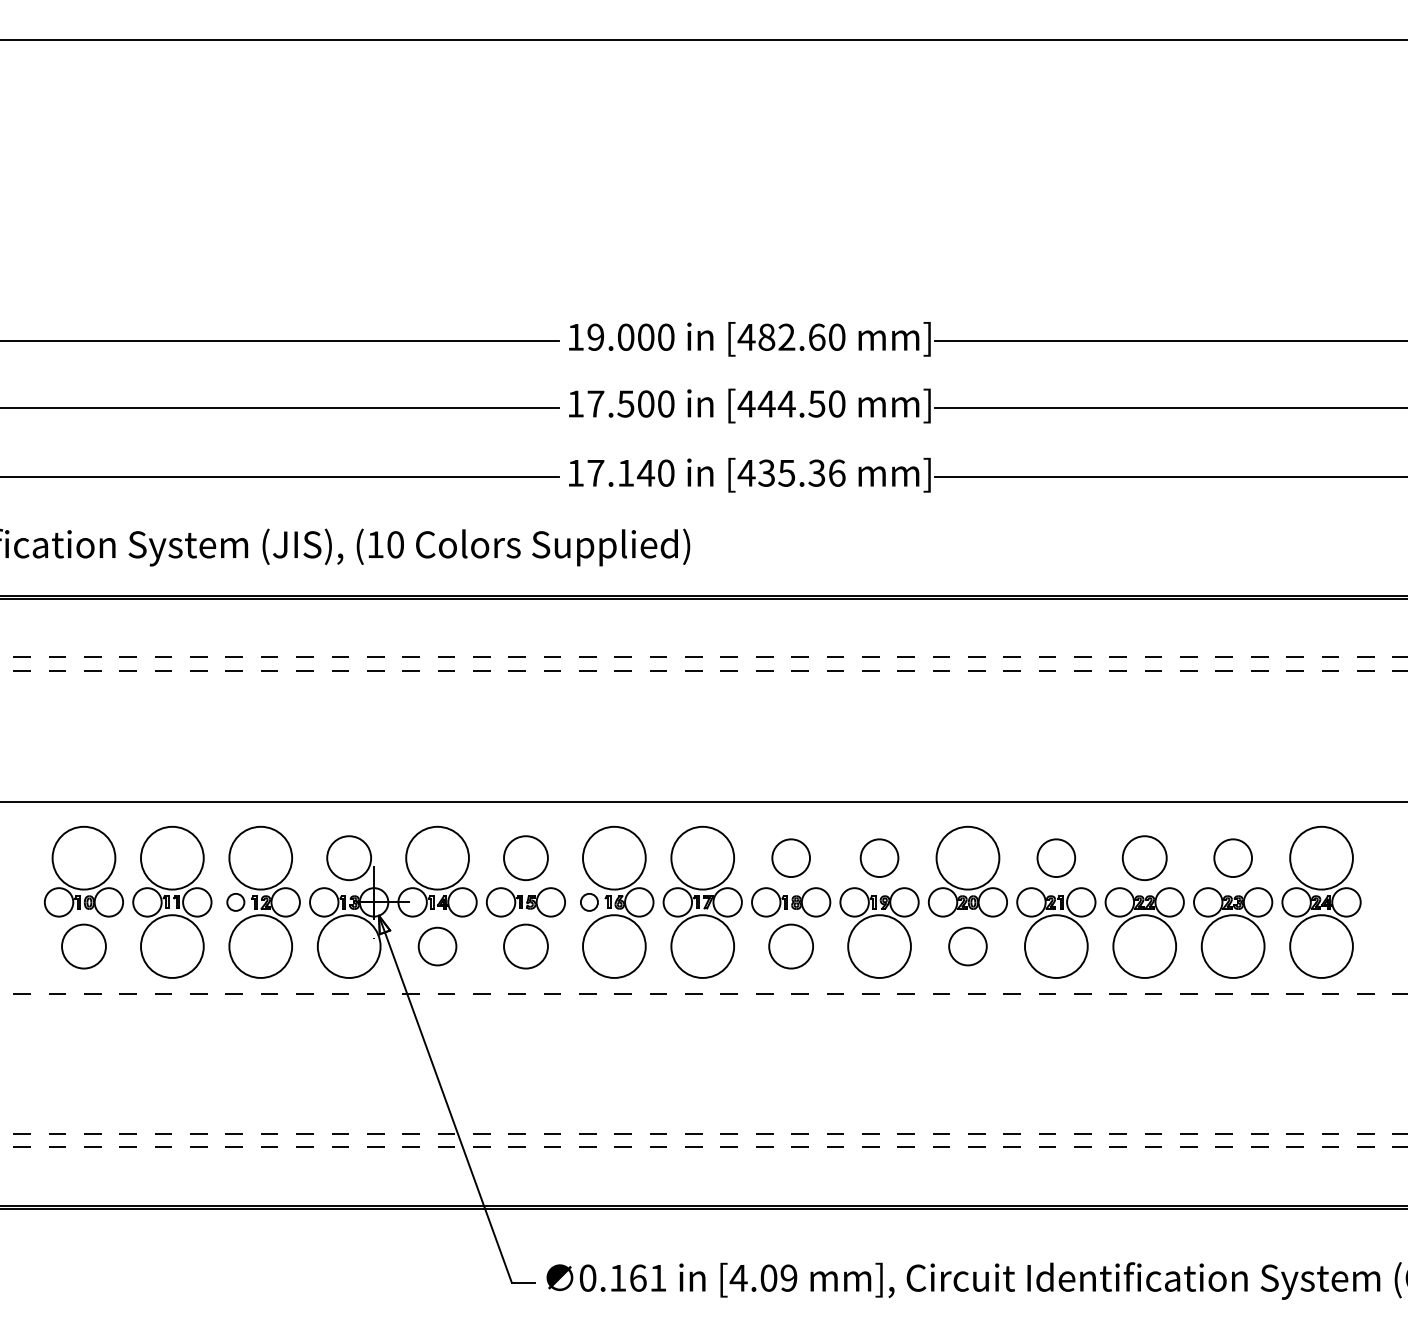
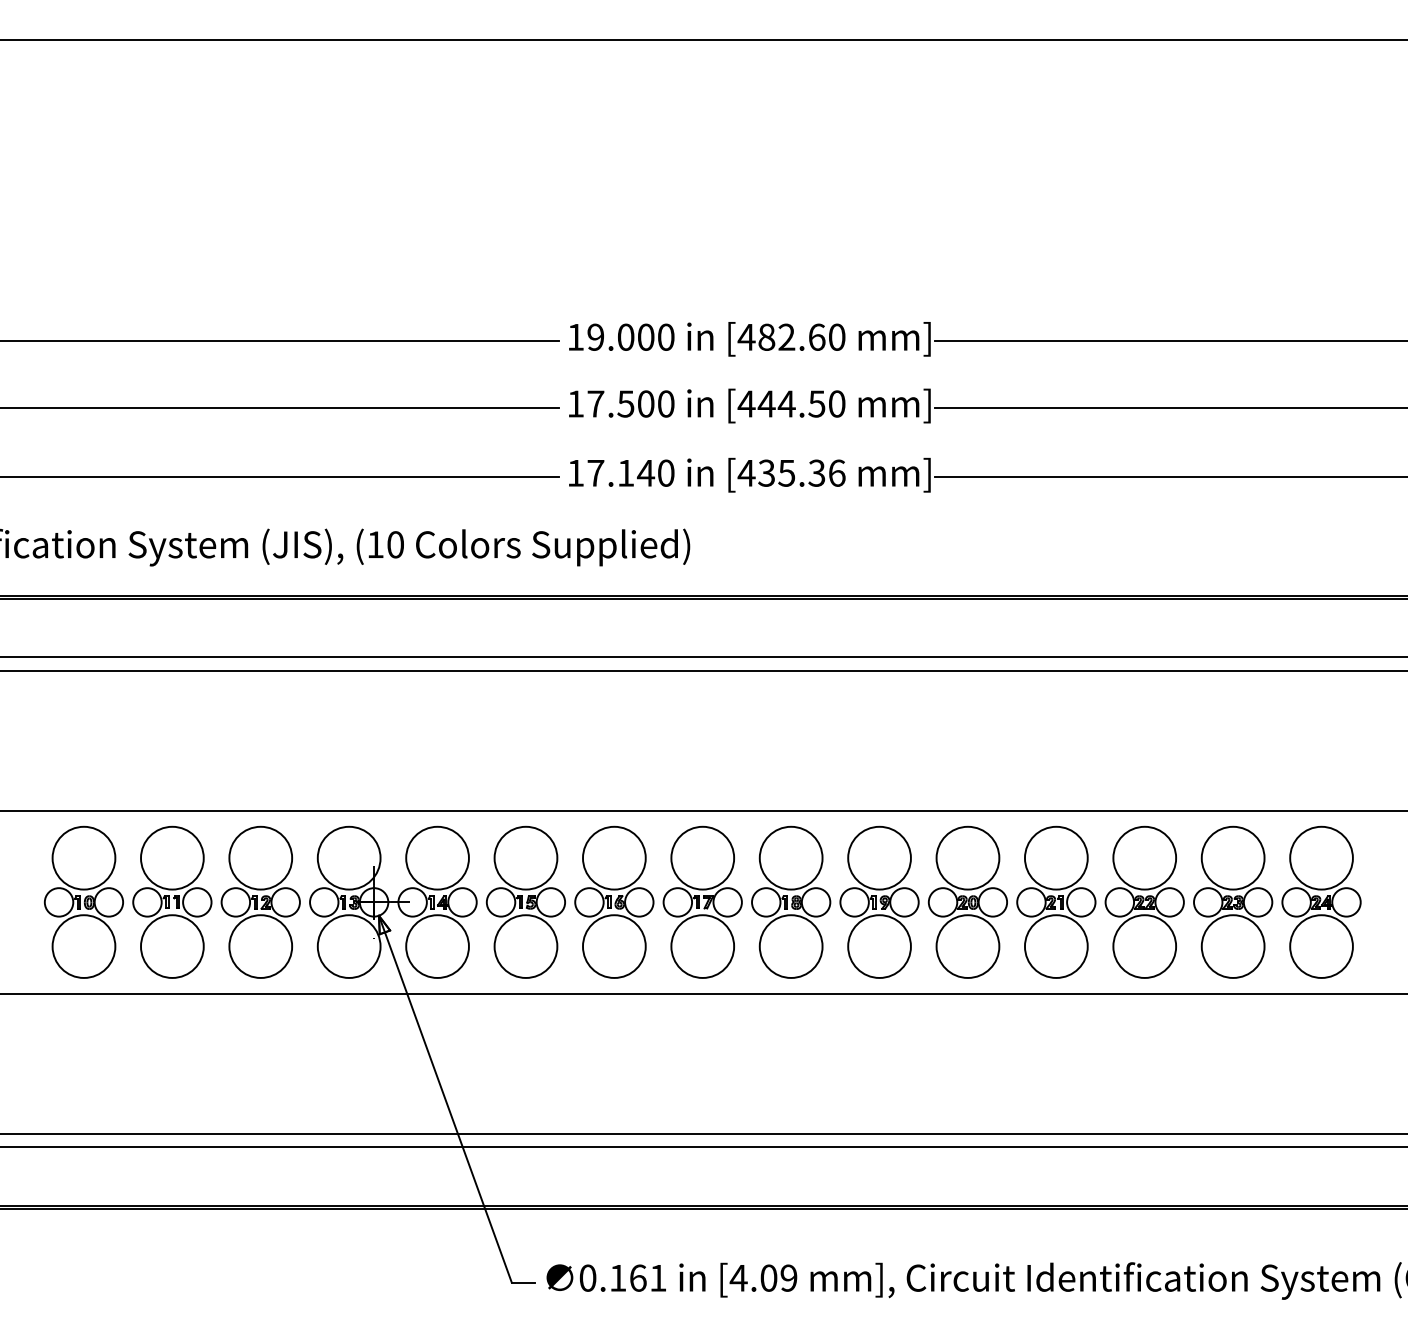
line: dashed -> solid (703, 657)
line: dashed -> solid (703, 670)
line position: (703, 801) -> (703, 810) (703, 810)
circle diameter: 44 px -> 63 px (348, 857)
circle diameter: 44 px -> 63 px (525, 857)
circle diameter: 38 px -> 63 px (790, 857)
circle diameter: 38 px -> 63 px (879, 857)
circle diameter: 38 px -> 63 px (1055, 857)
circle diameter: 44 px -> 63 px (1144, 857)
circle diameter: 38 px -> 63 px (1232, 857)
circle diameter: 17 px -> 28 px (235, 902)
circle diameter: 17 px -> 28 px (589, 902)
circle diameter: 44 px -> 63 px (83, 946)
circle diameter: 38 px -> 63 px (437, 946)
circle diameter: 44 px -> 63 px (525, 946)
circle diameter: 44 px -> 63 px (790, 946)
circle diameter: 38 px -> 63 px (967, 946)
line: dashed -> solid (703, 993)
line: dashed -> solid (703, 1134)
line: dashed -> solid (703, 1147)
